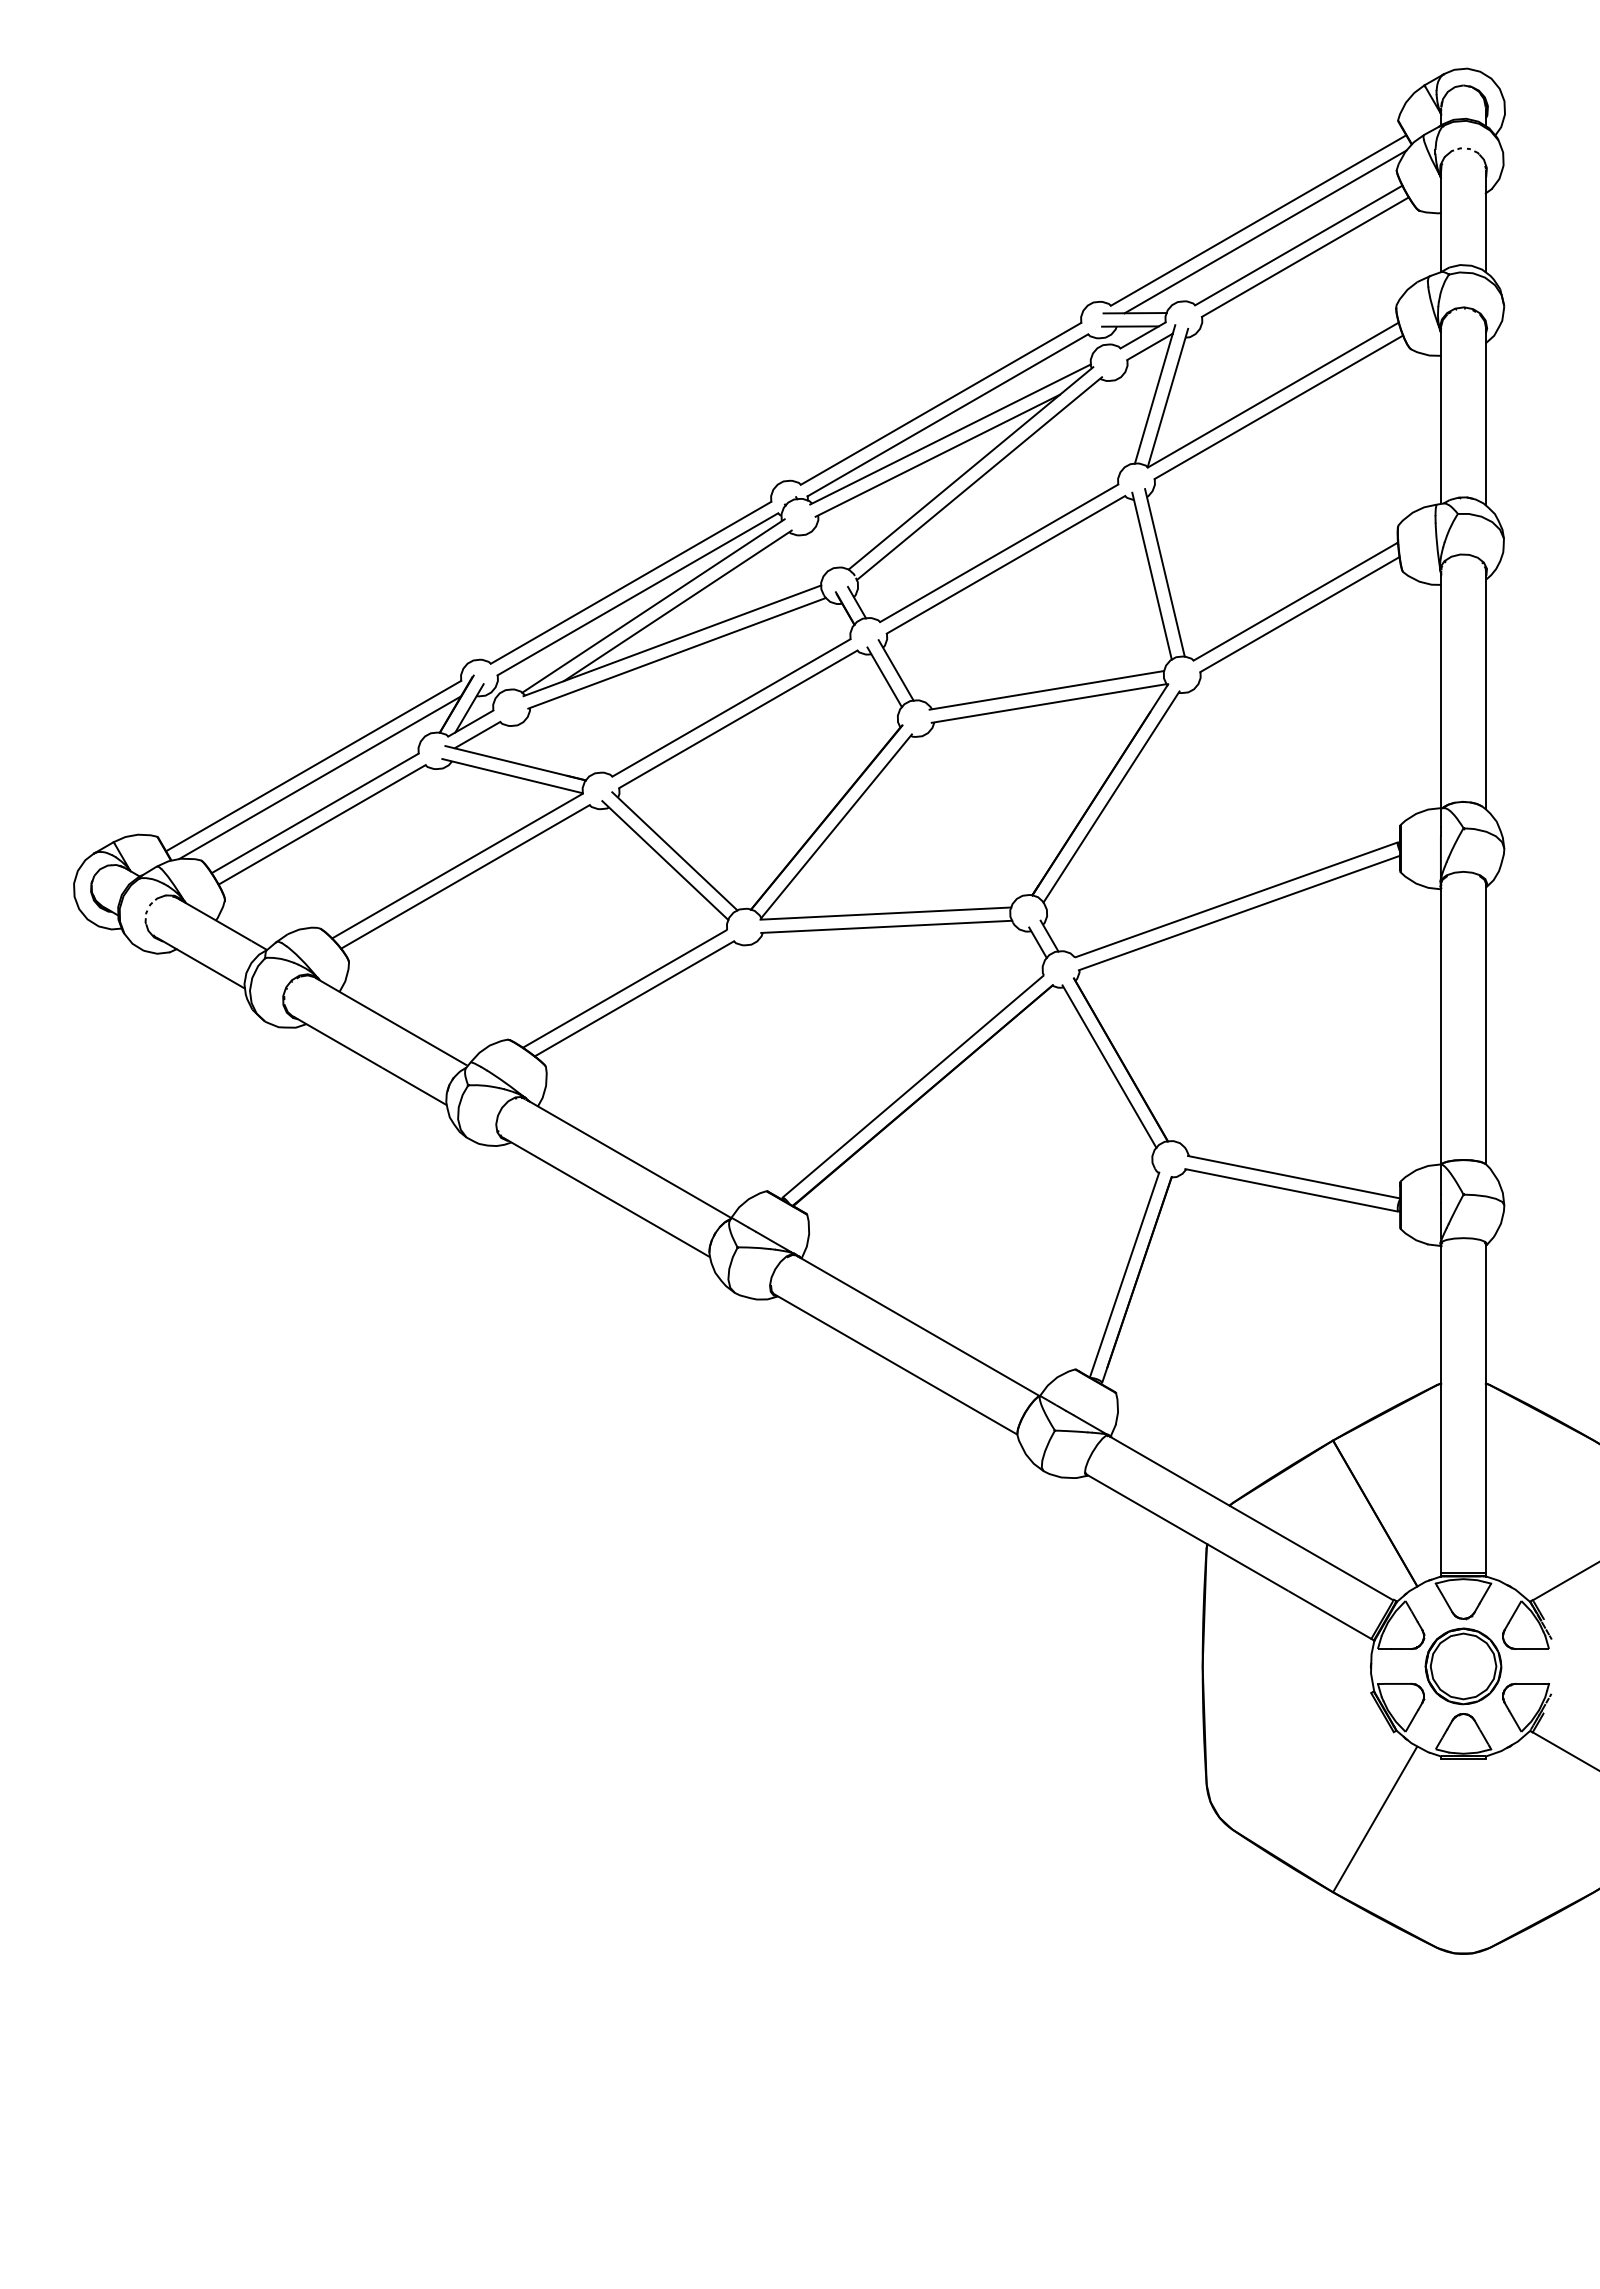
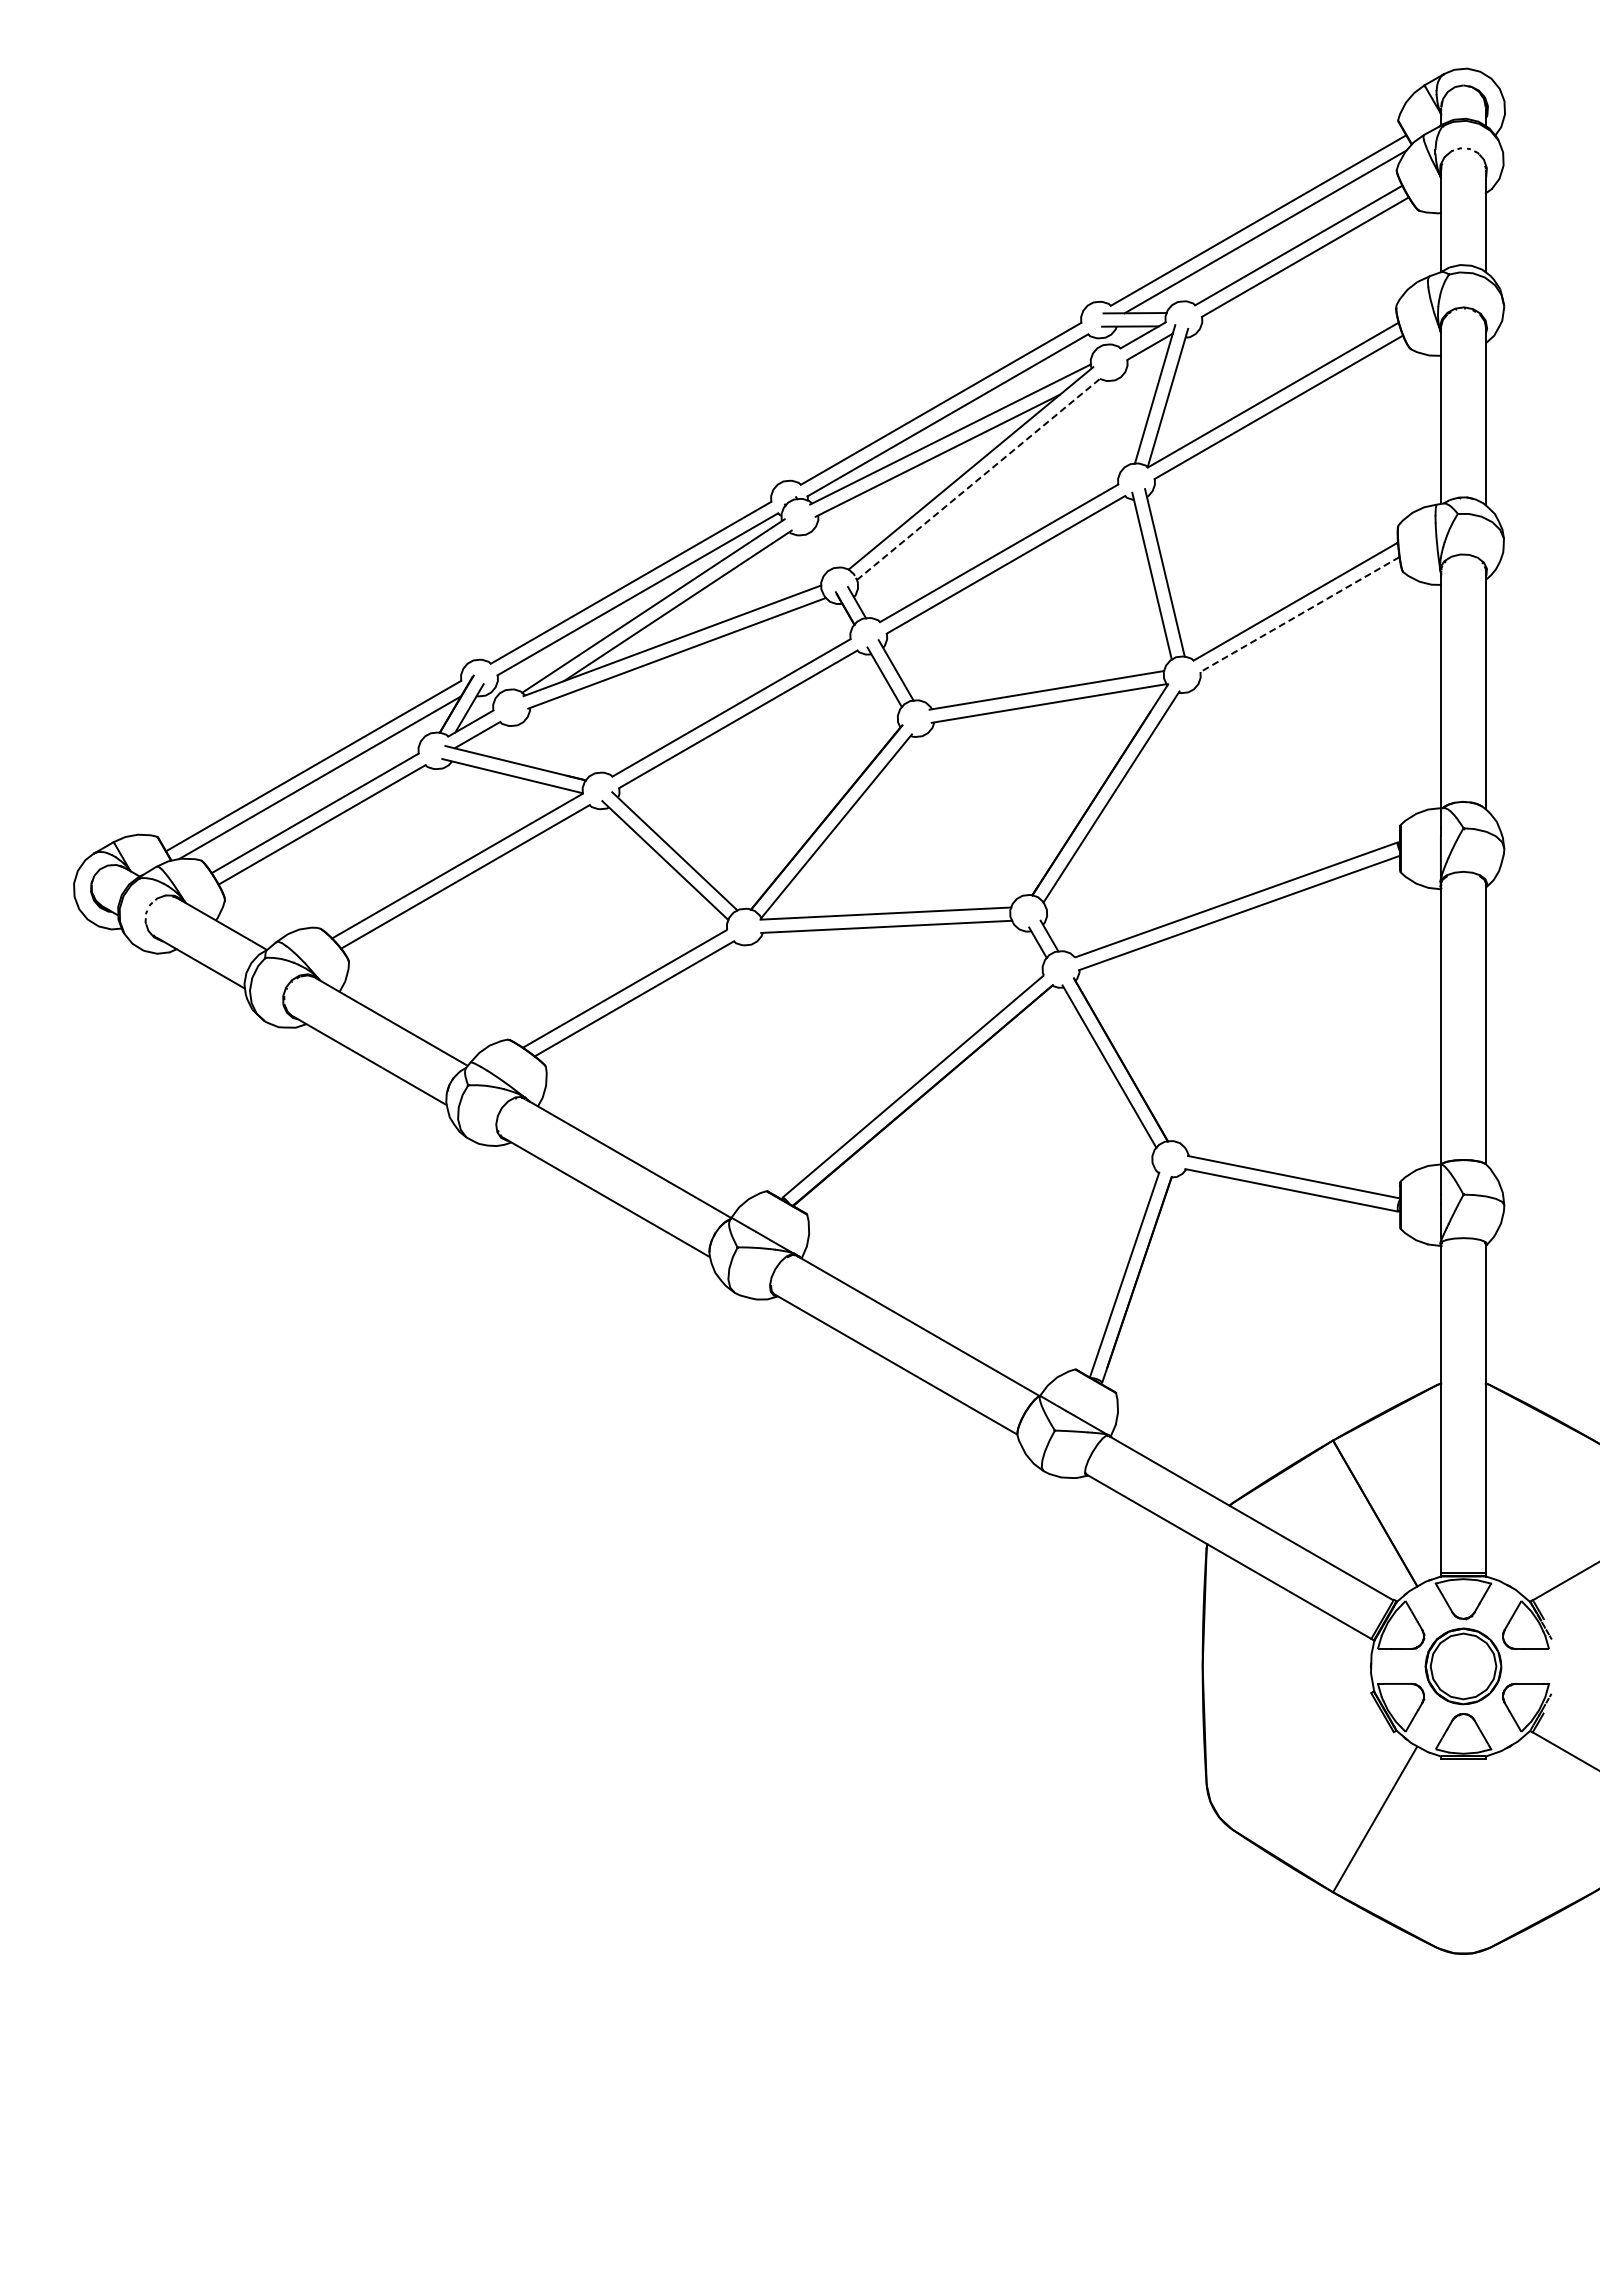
line: solid -> dashed (979, 478)
line: solid -> dashed (1299, 614)
